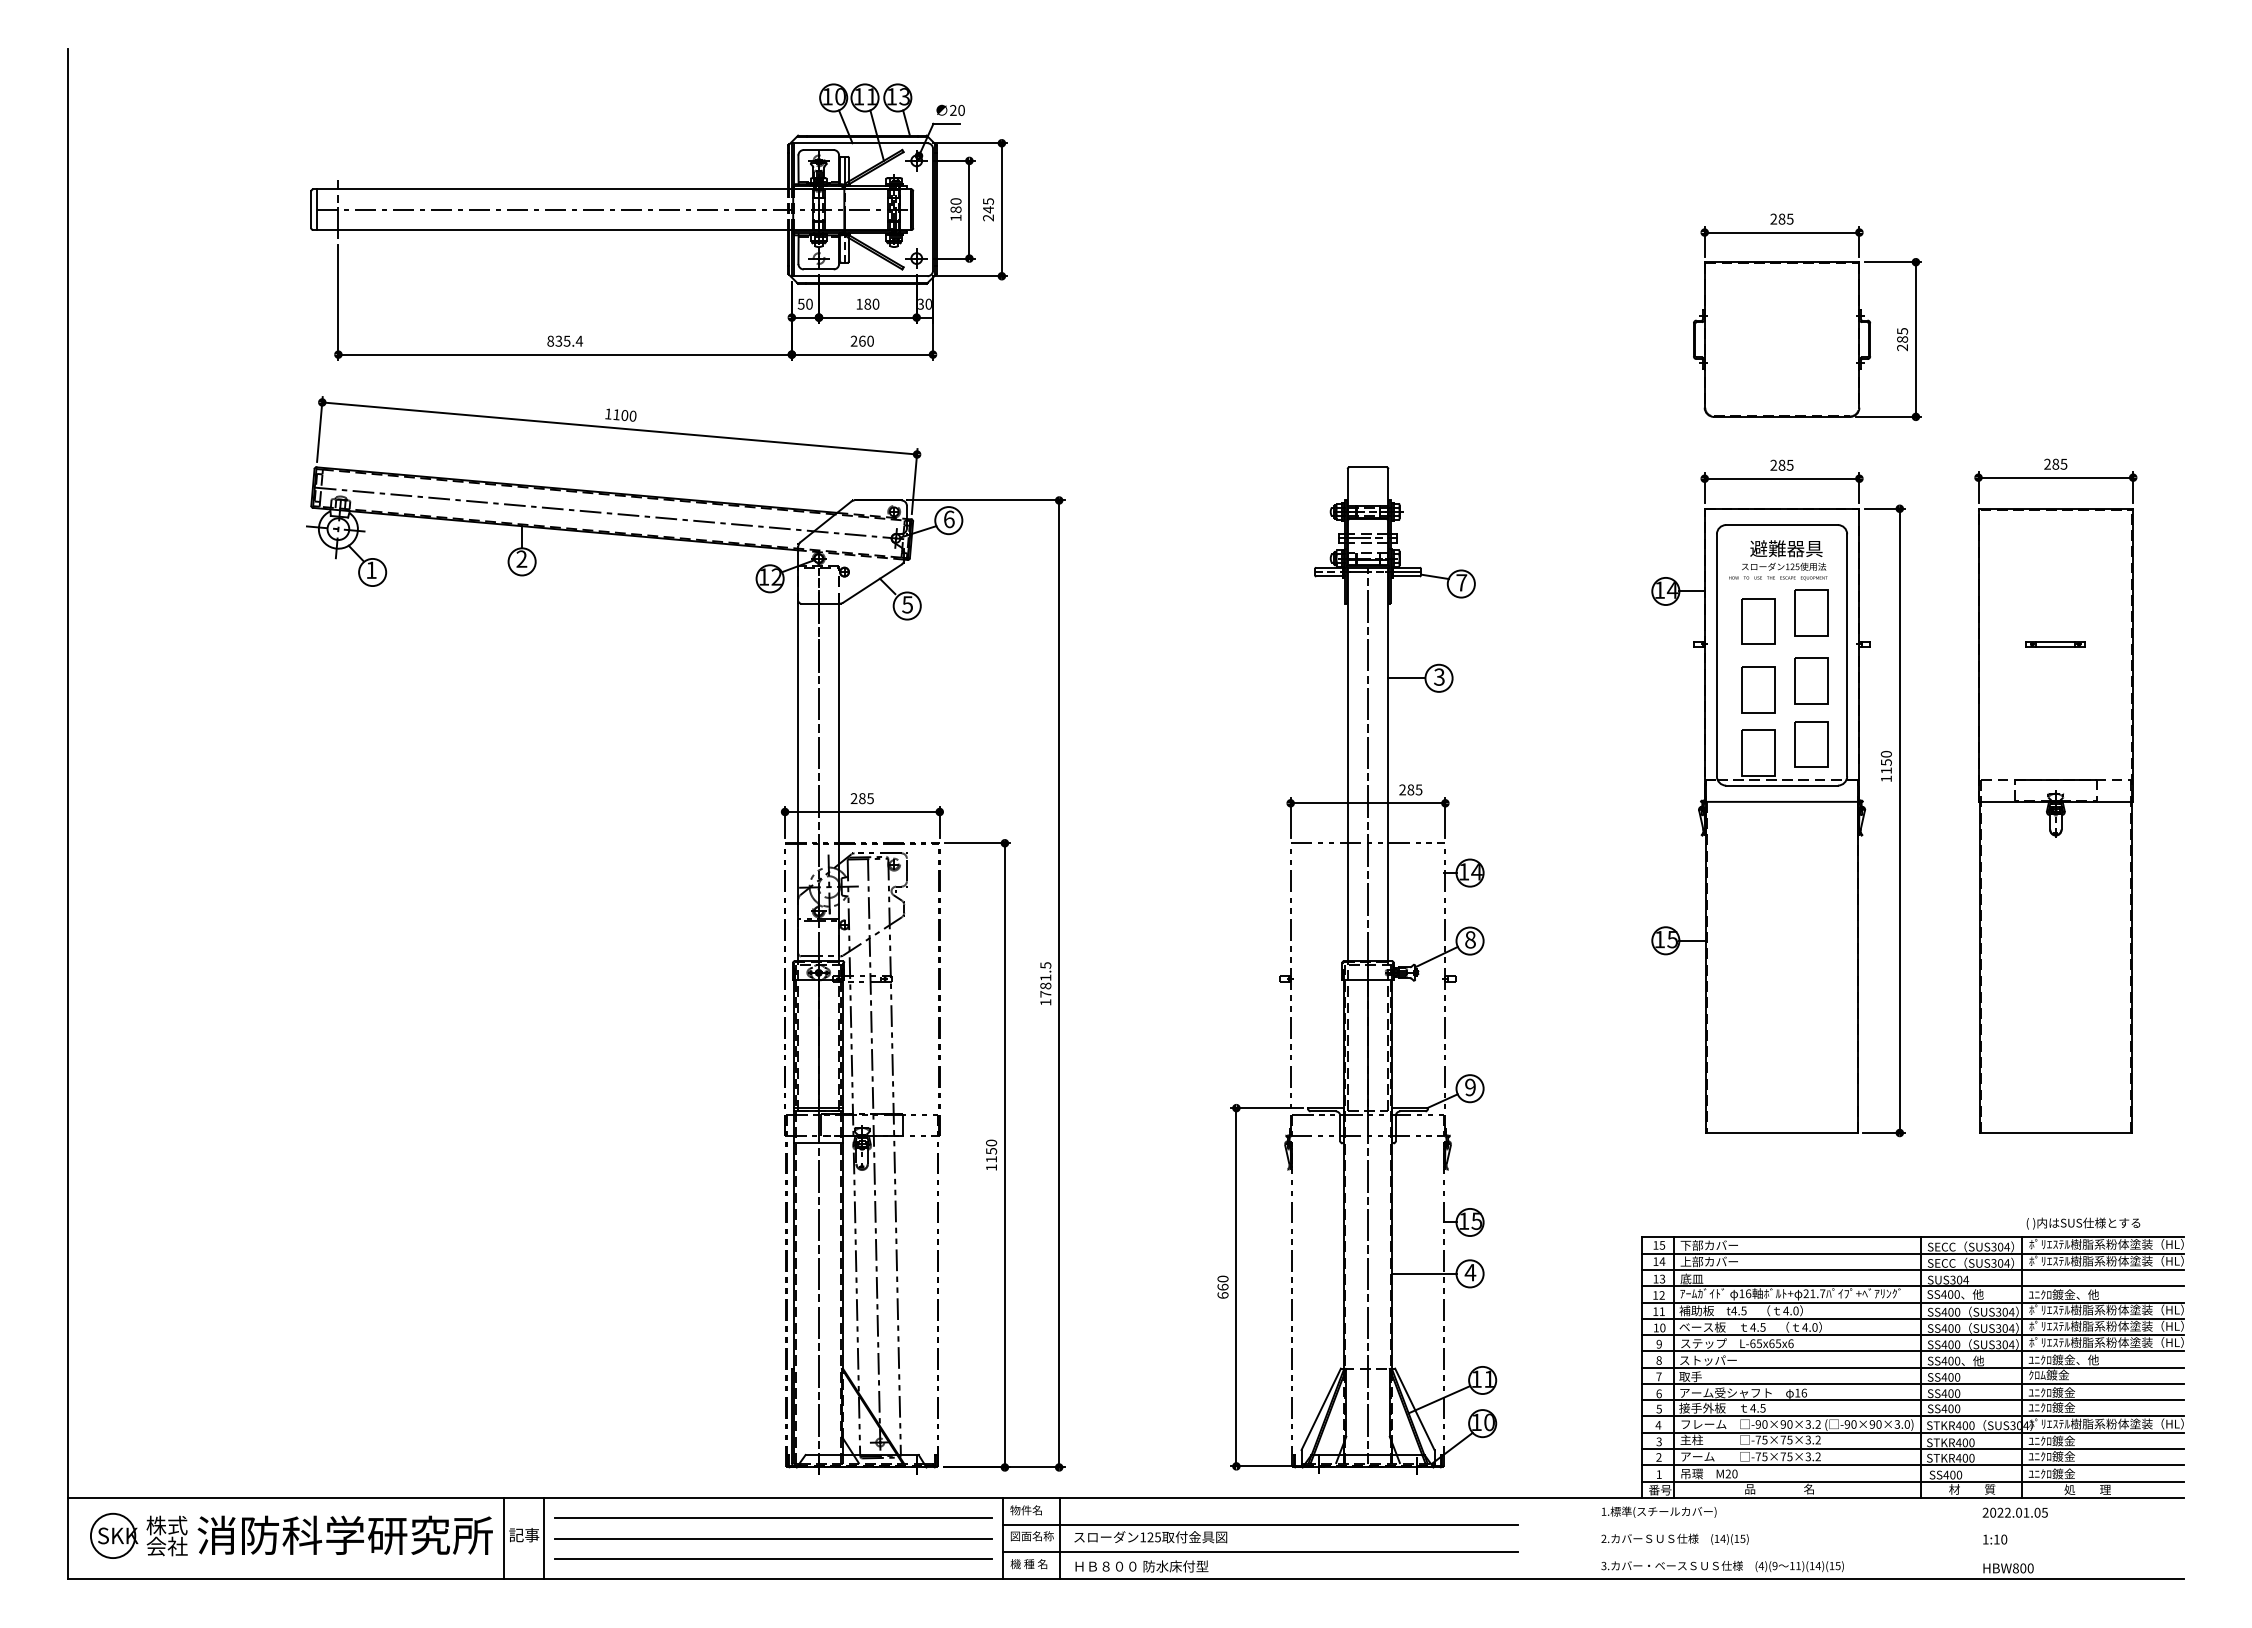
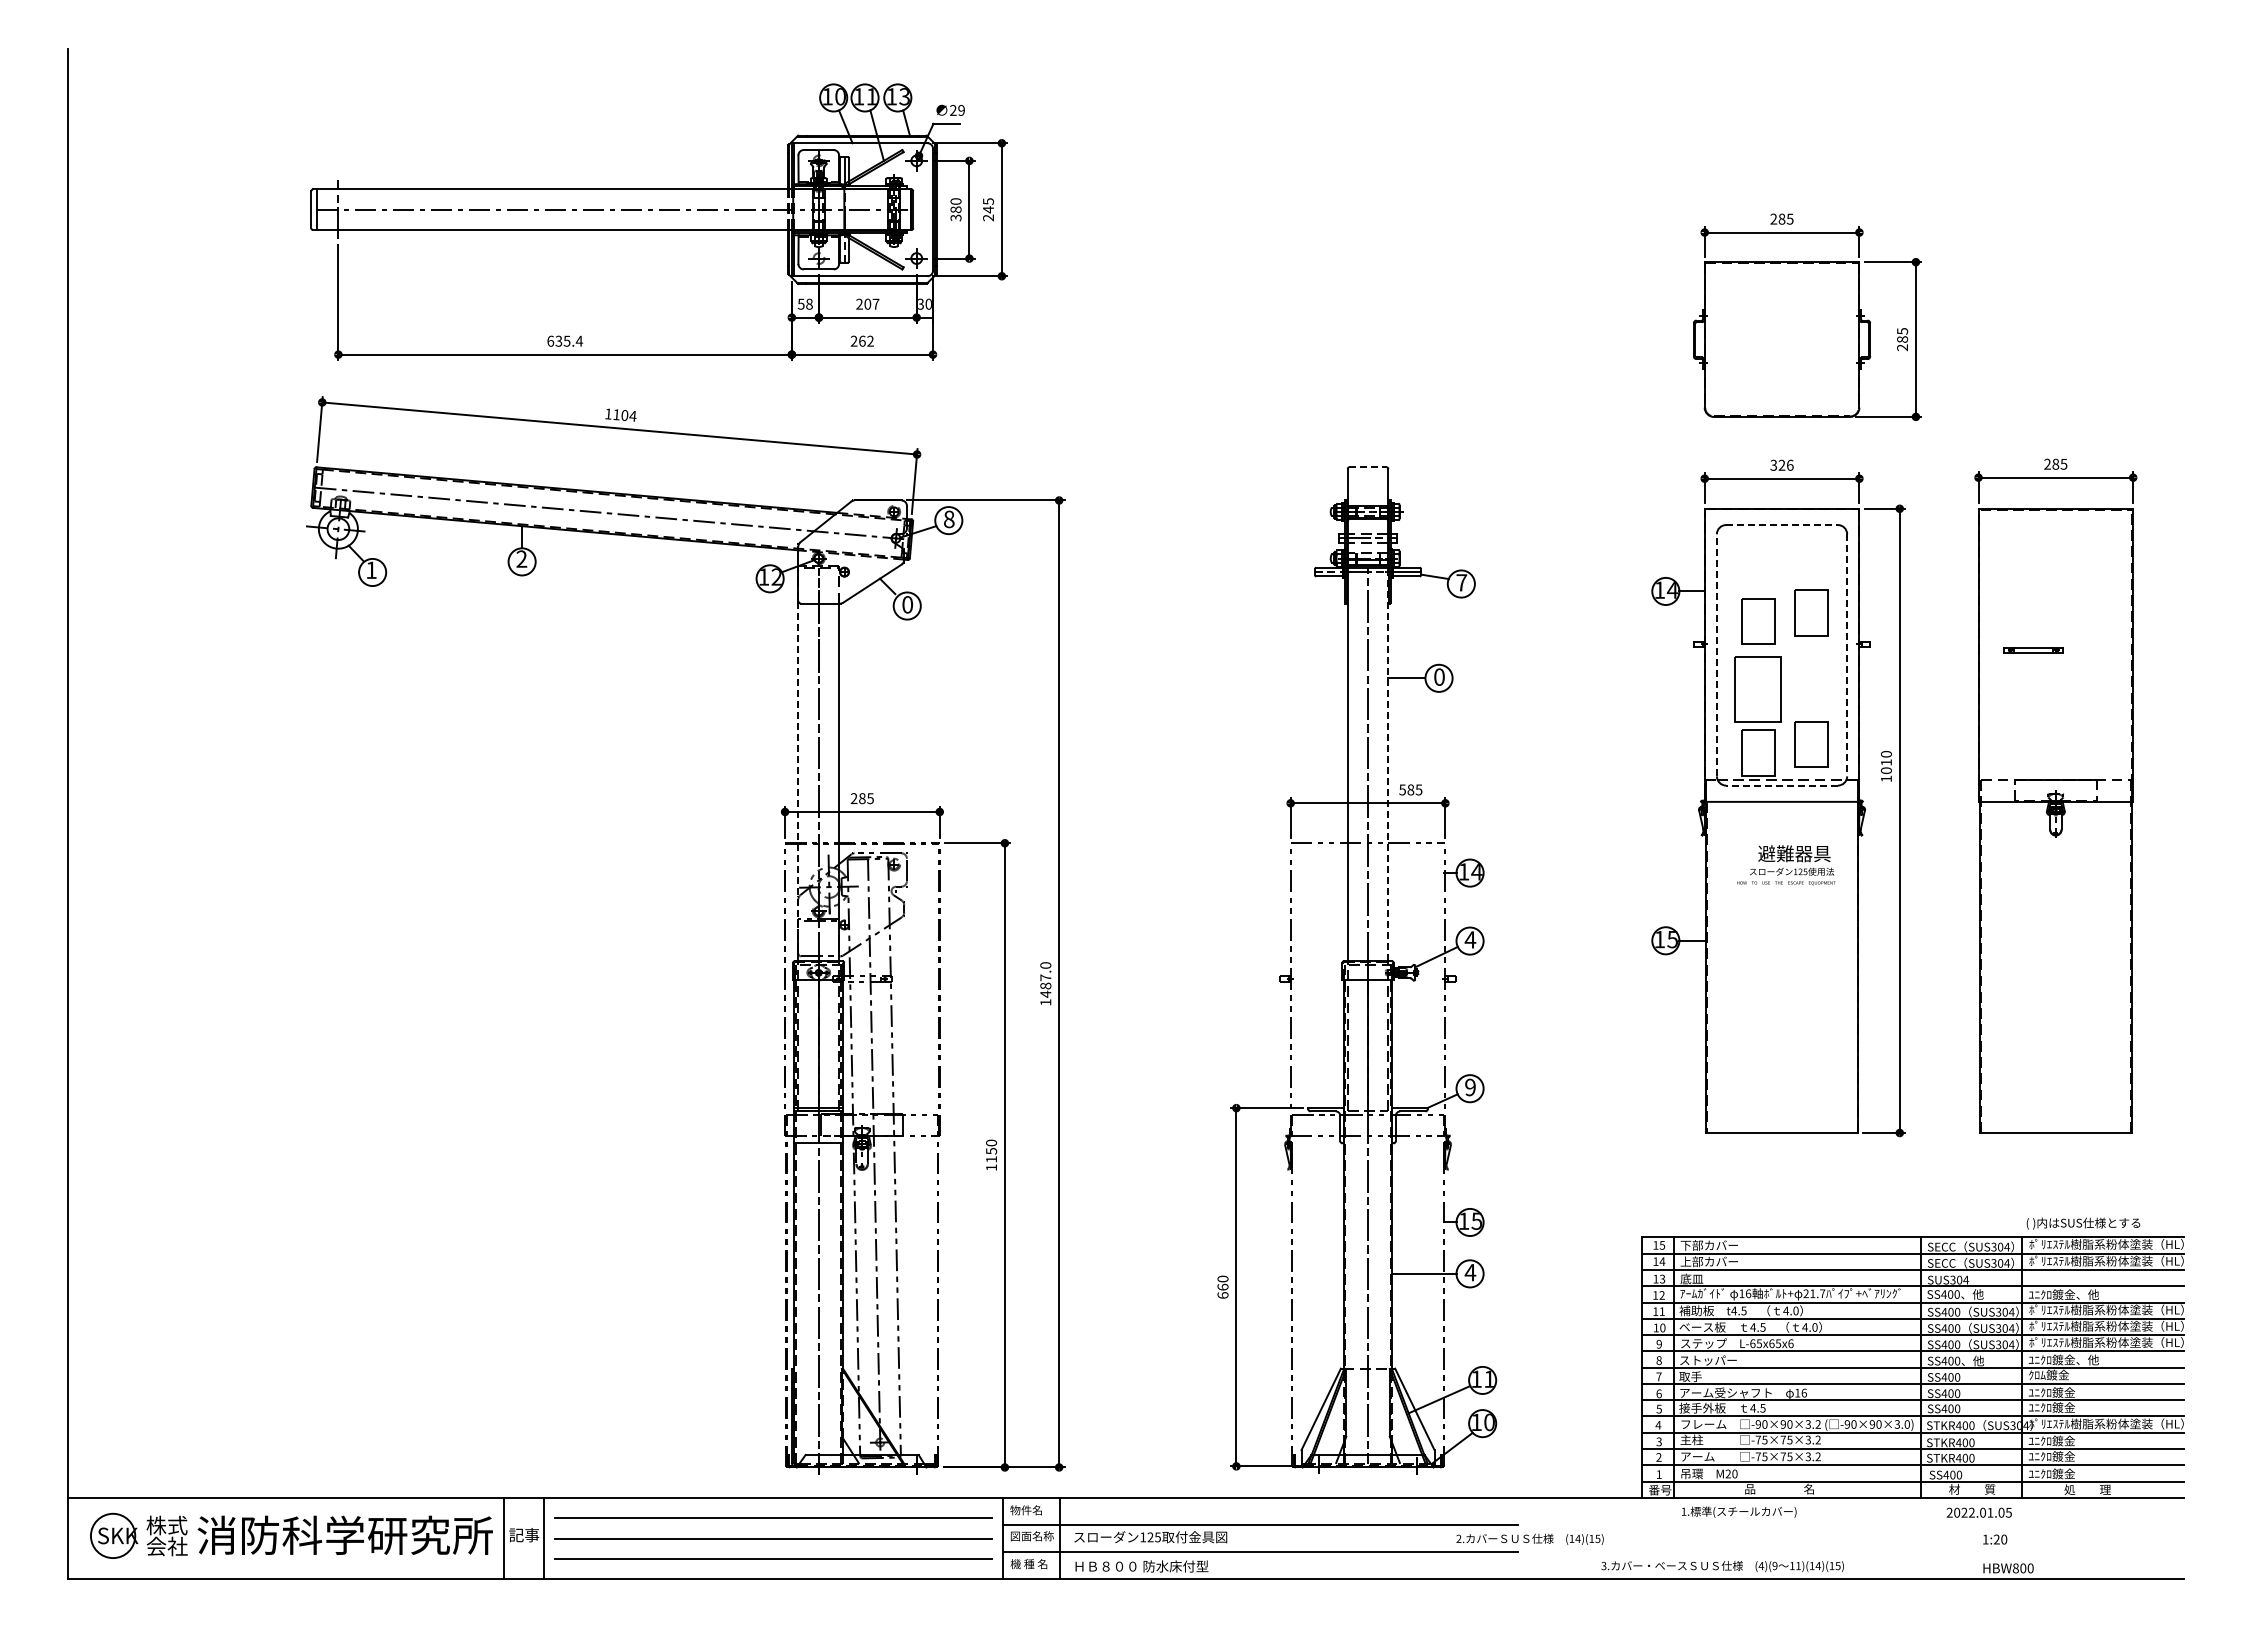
text: 20 -> 29 (961, 110)
text: 180 -> 380 (955, 217)
text: 180 -> 207 (867, 303)
text: 50 -> 58 (809, 304)
text: 835.4 -> 635.4 (550, 340)
text: 260 -> 262 (870, 340)
text: 1100 -> 1104 (632, 415)
text: 285 -> 326 (1781, 464)
line: solid -> dashed (1368, 467)
text: 6 -> 8 (949, 519)
line: solid -> dashed (1782, 525)
text position: (1778, 560) -> (1786, 865) (1786, 865)
text: 5 -> 0 (907, 604)
part position: (2055, 644) -> (2033, 650) (2033, 650)
line: solid -> dashed (1716, 654)
line: solid -> dashed (1847, 655)
text: 3 -> 0 (1439, 676)
part: present -> none (1811, 680)
part size: 35x48 px -> 48x67 px (1757, 689)
line: solid -> dashed (1388, 764)
text: 1150 -> 1010 (1885, 766)
line: solid -> dashed (798, 780)
line: solid -> dashed (1782, 785)
text: 285 -> 585 (1402, 789)
text: 8 -> 4 (1470, 939)
text: 1781.5 -> 1487.0 (1045, 979)
text position: (1659, 1511) -> (1739, 1511) (1739, 1511)
text position: (2014, 1512) -> (1978, 1512) (1978, 1512)
text position: (1674, 1538) -> (1529, 1538) (1529, 1538)
text: 1:10 -> 1:20 (1996, 1539)
